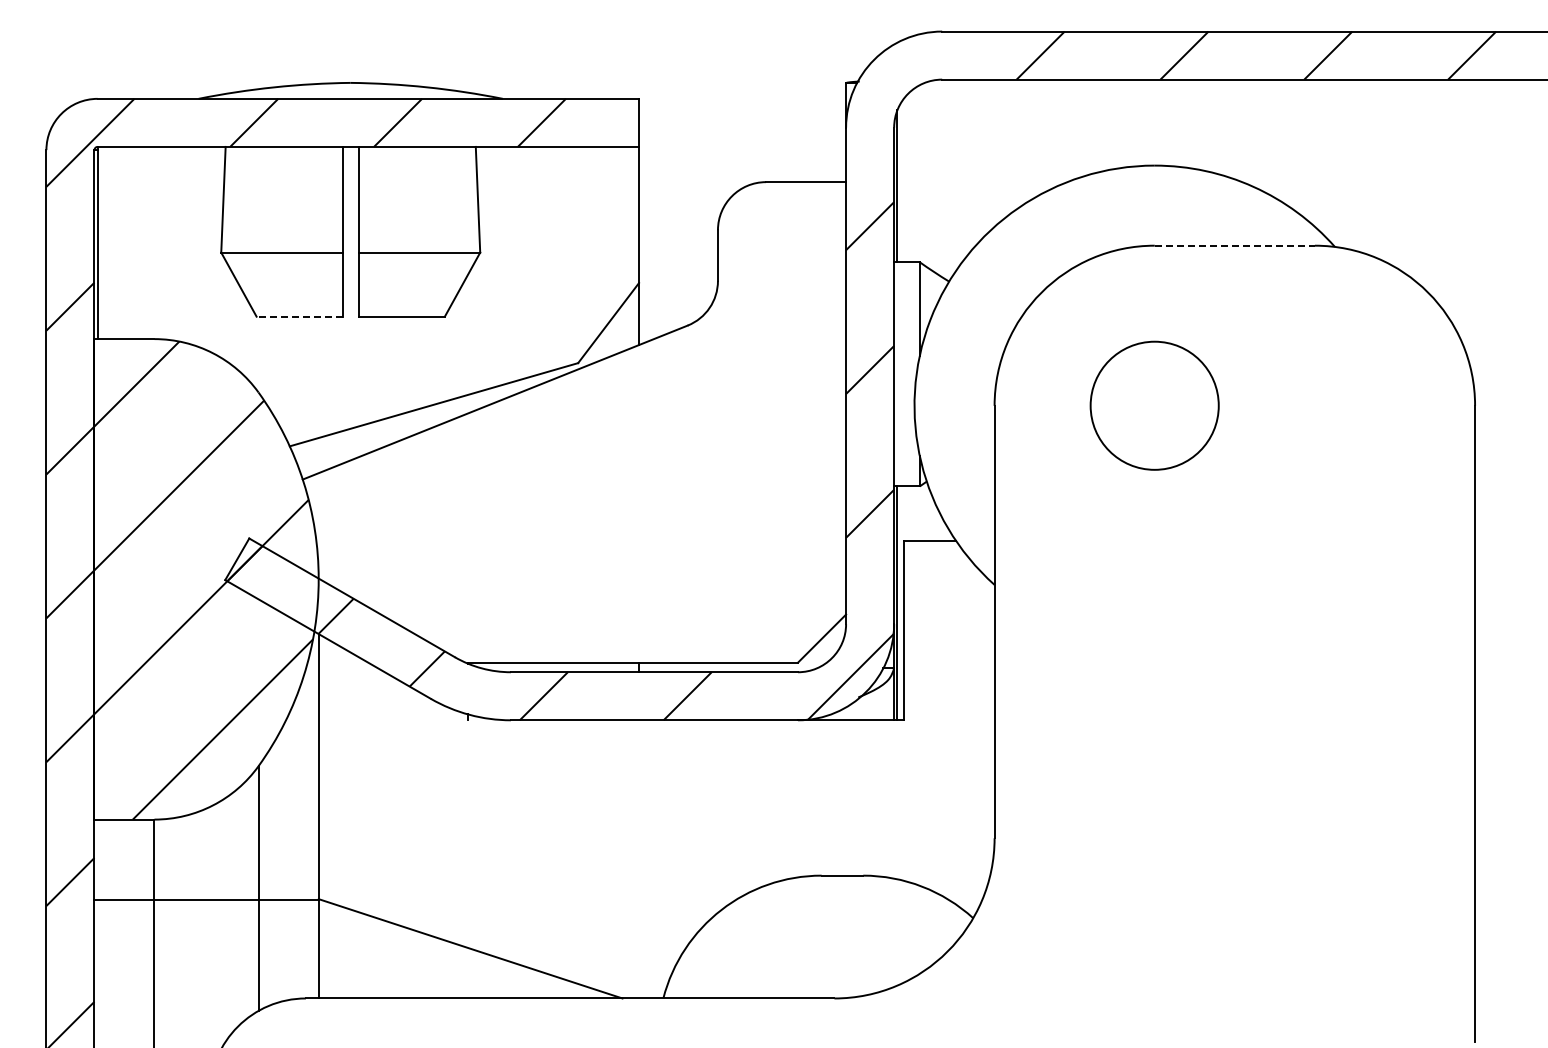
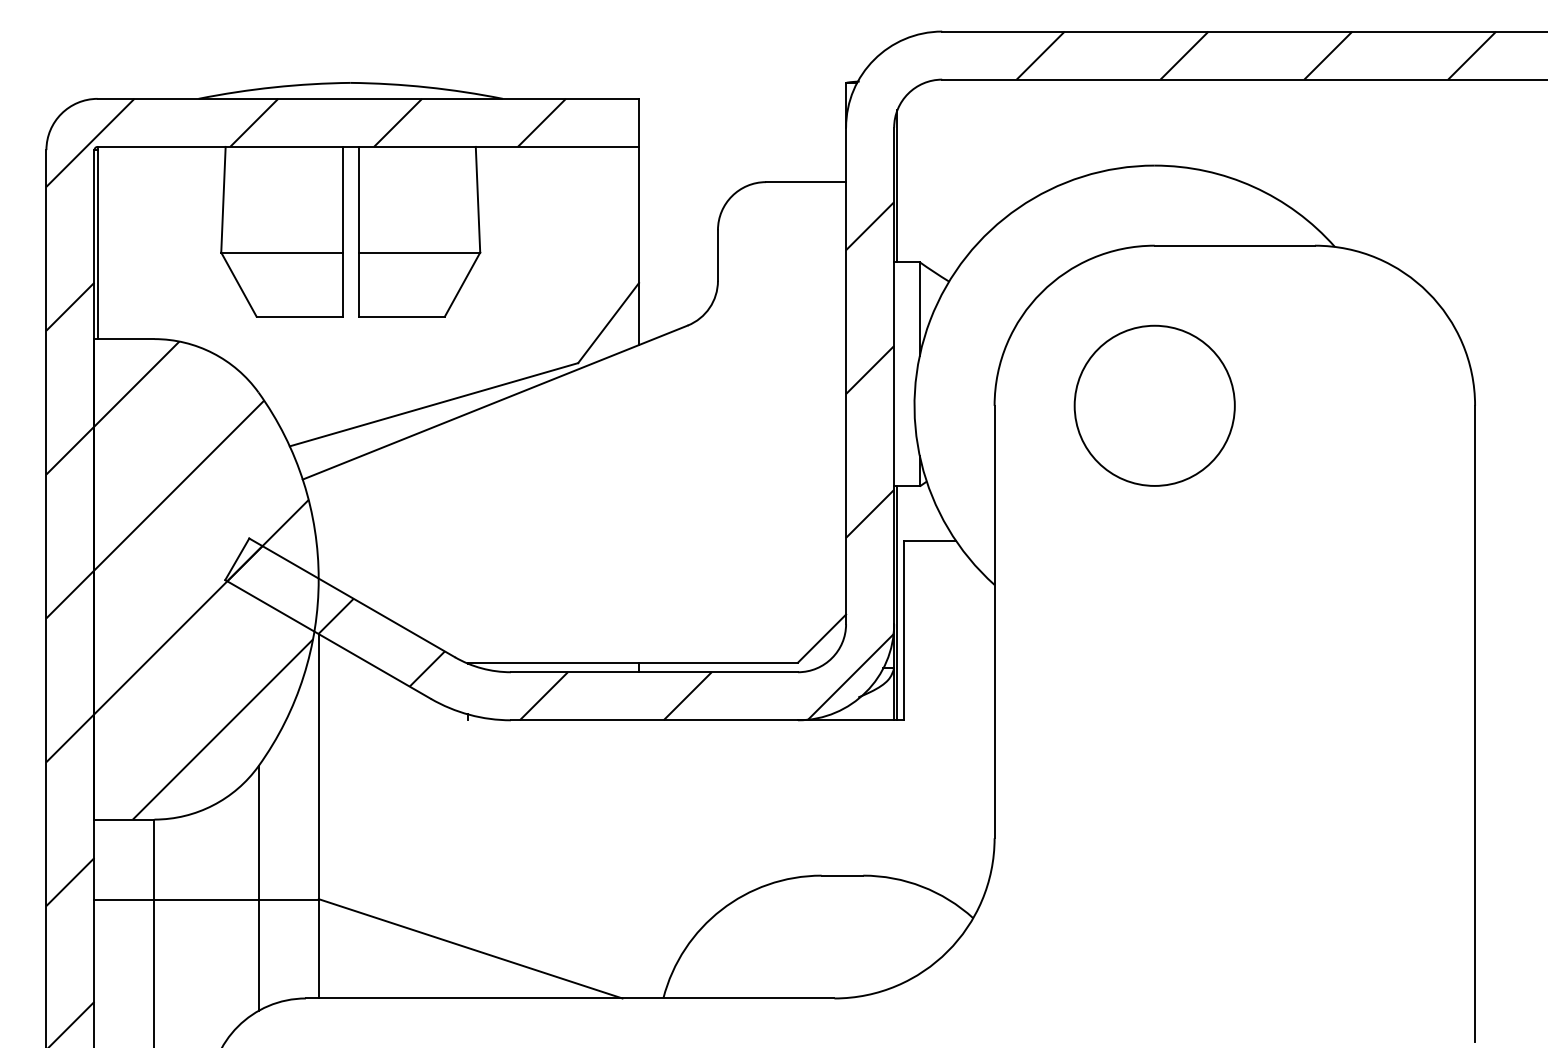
line: dashed -> solid (1235, 245)
line: dashed -> solid (299, 316)
circle size: 131x131 px -> 163x163 px (1154, 405)
